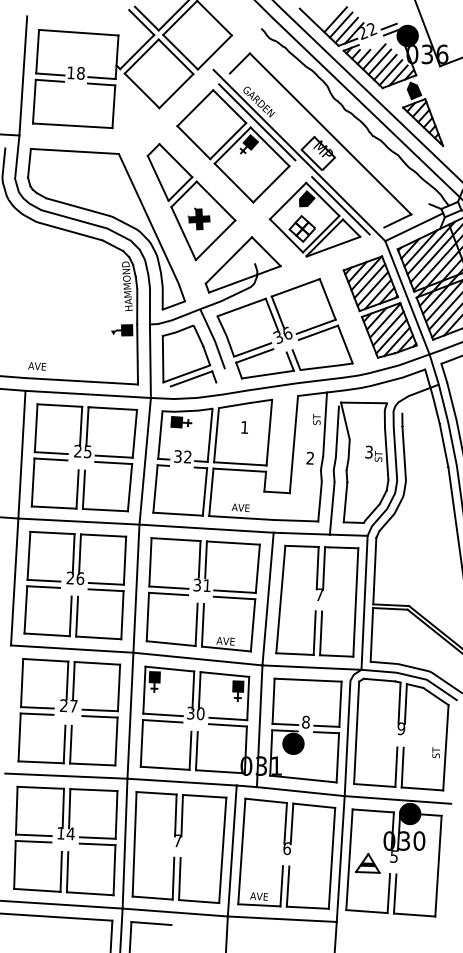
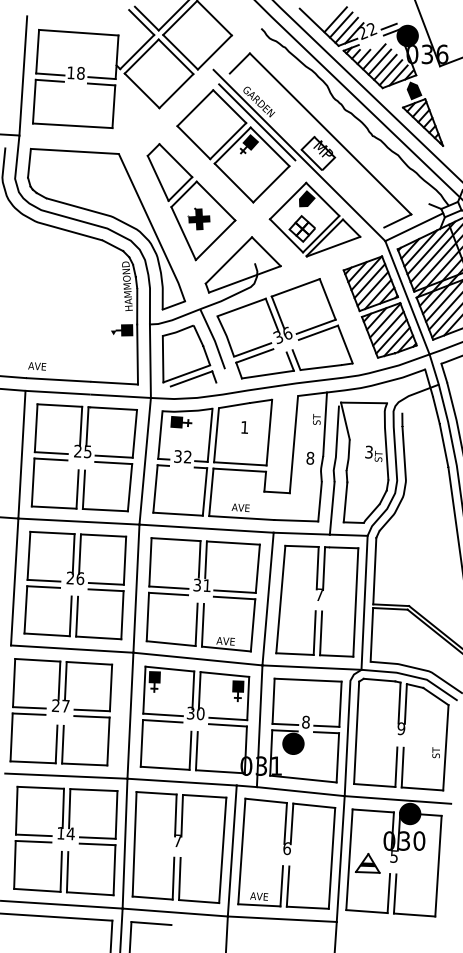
line: present -> none (340, 205)
text: 2 -> 8 (310, 457)
part position: (69, 712) -> (61, 712) (61, 712)
